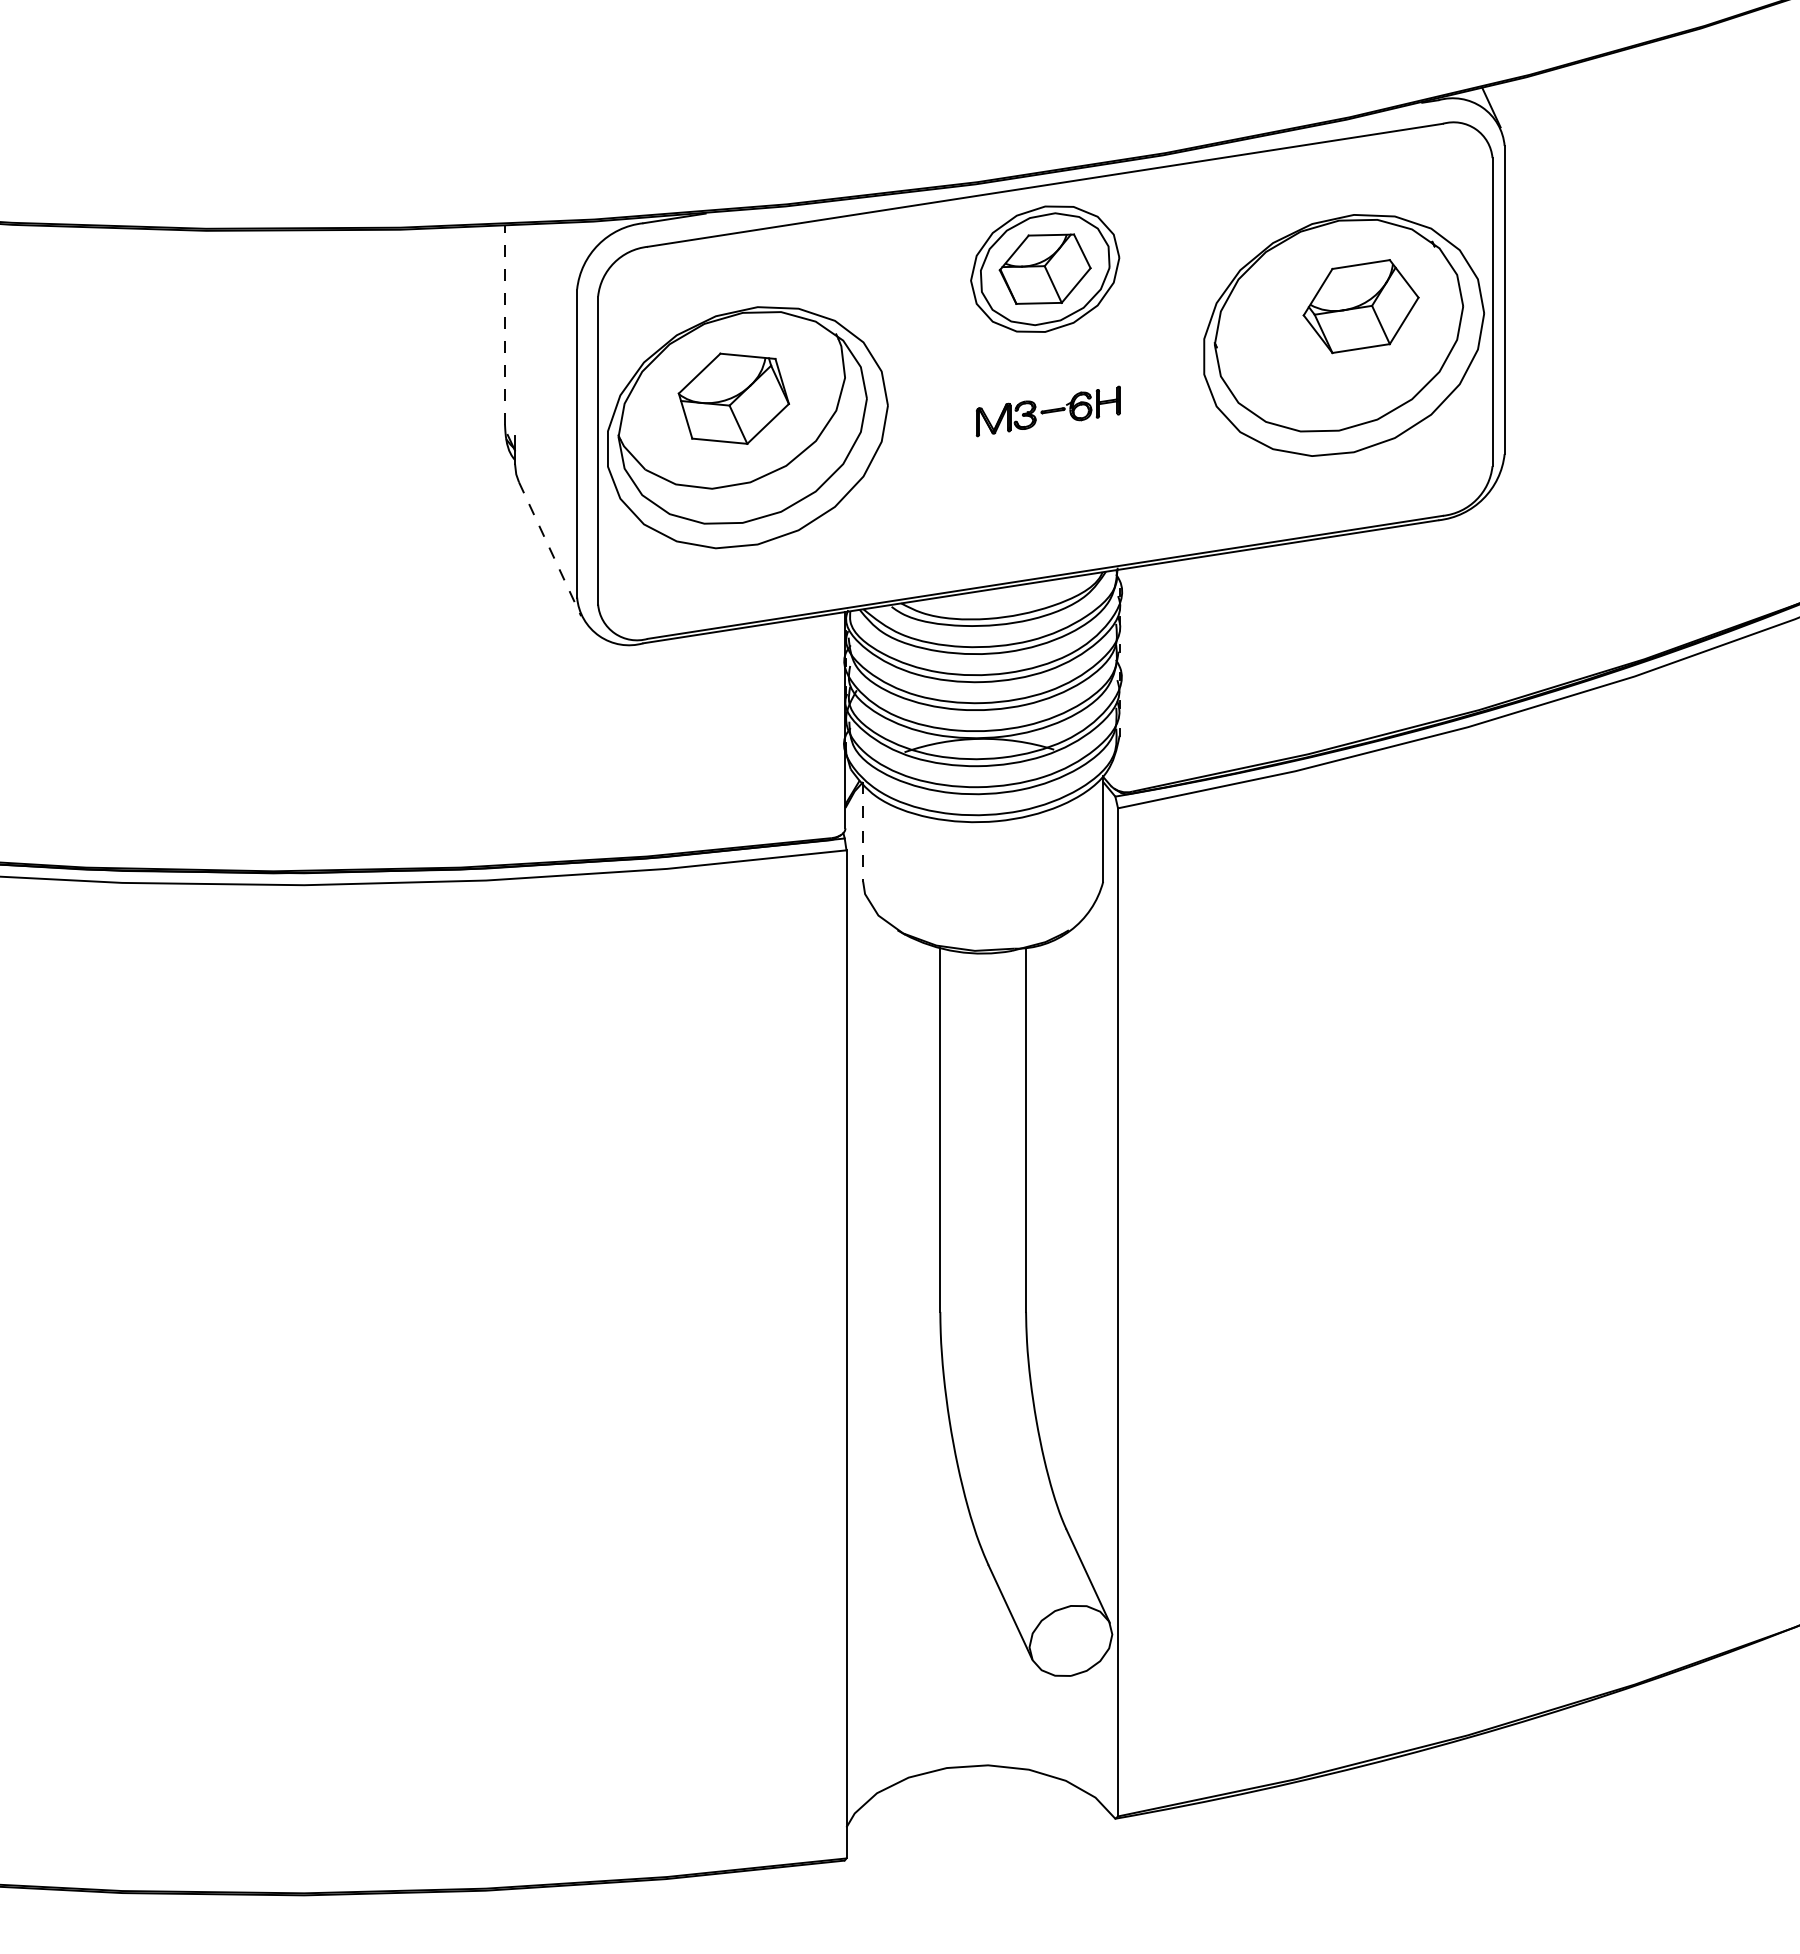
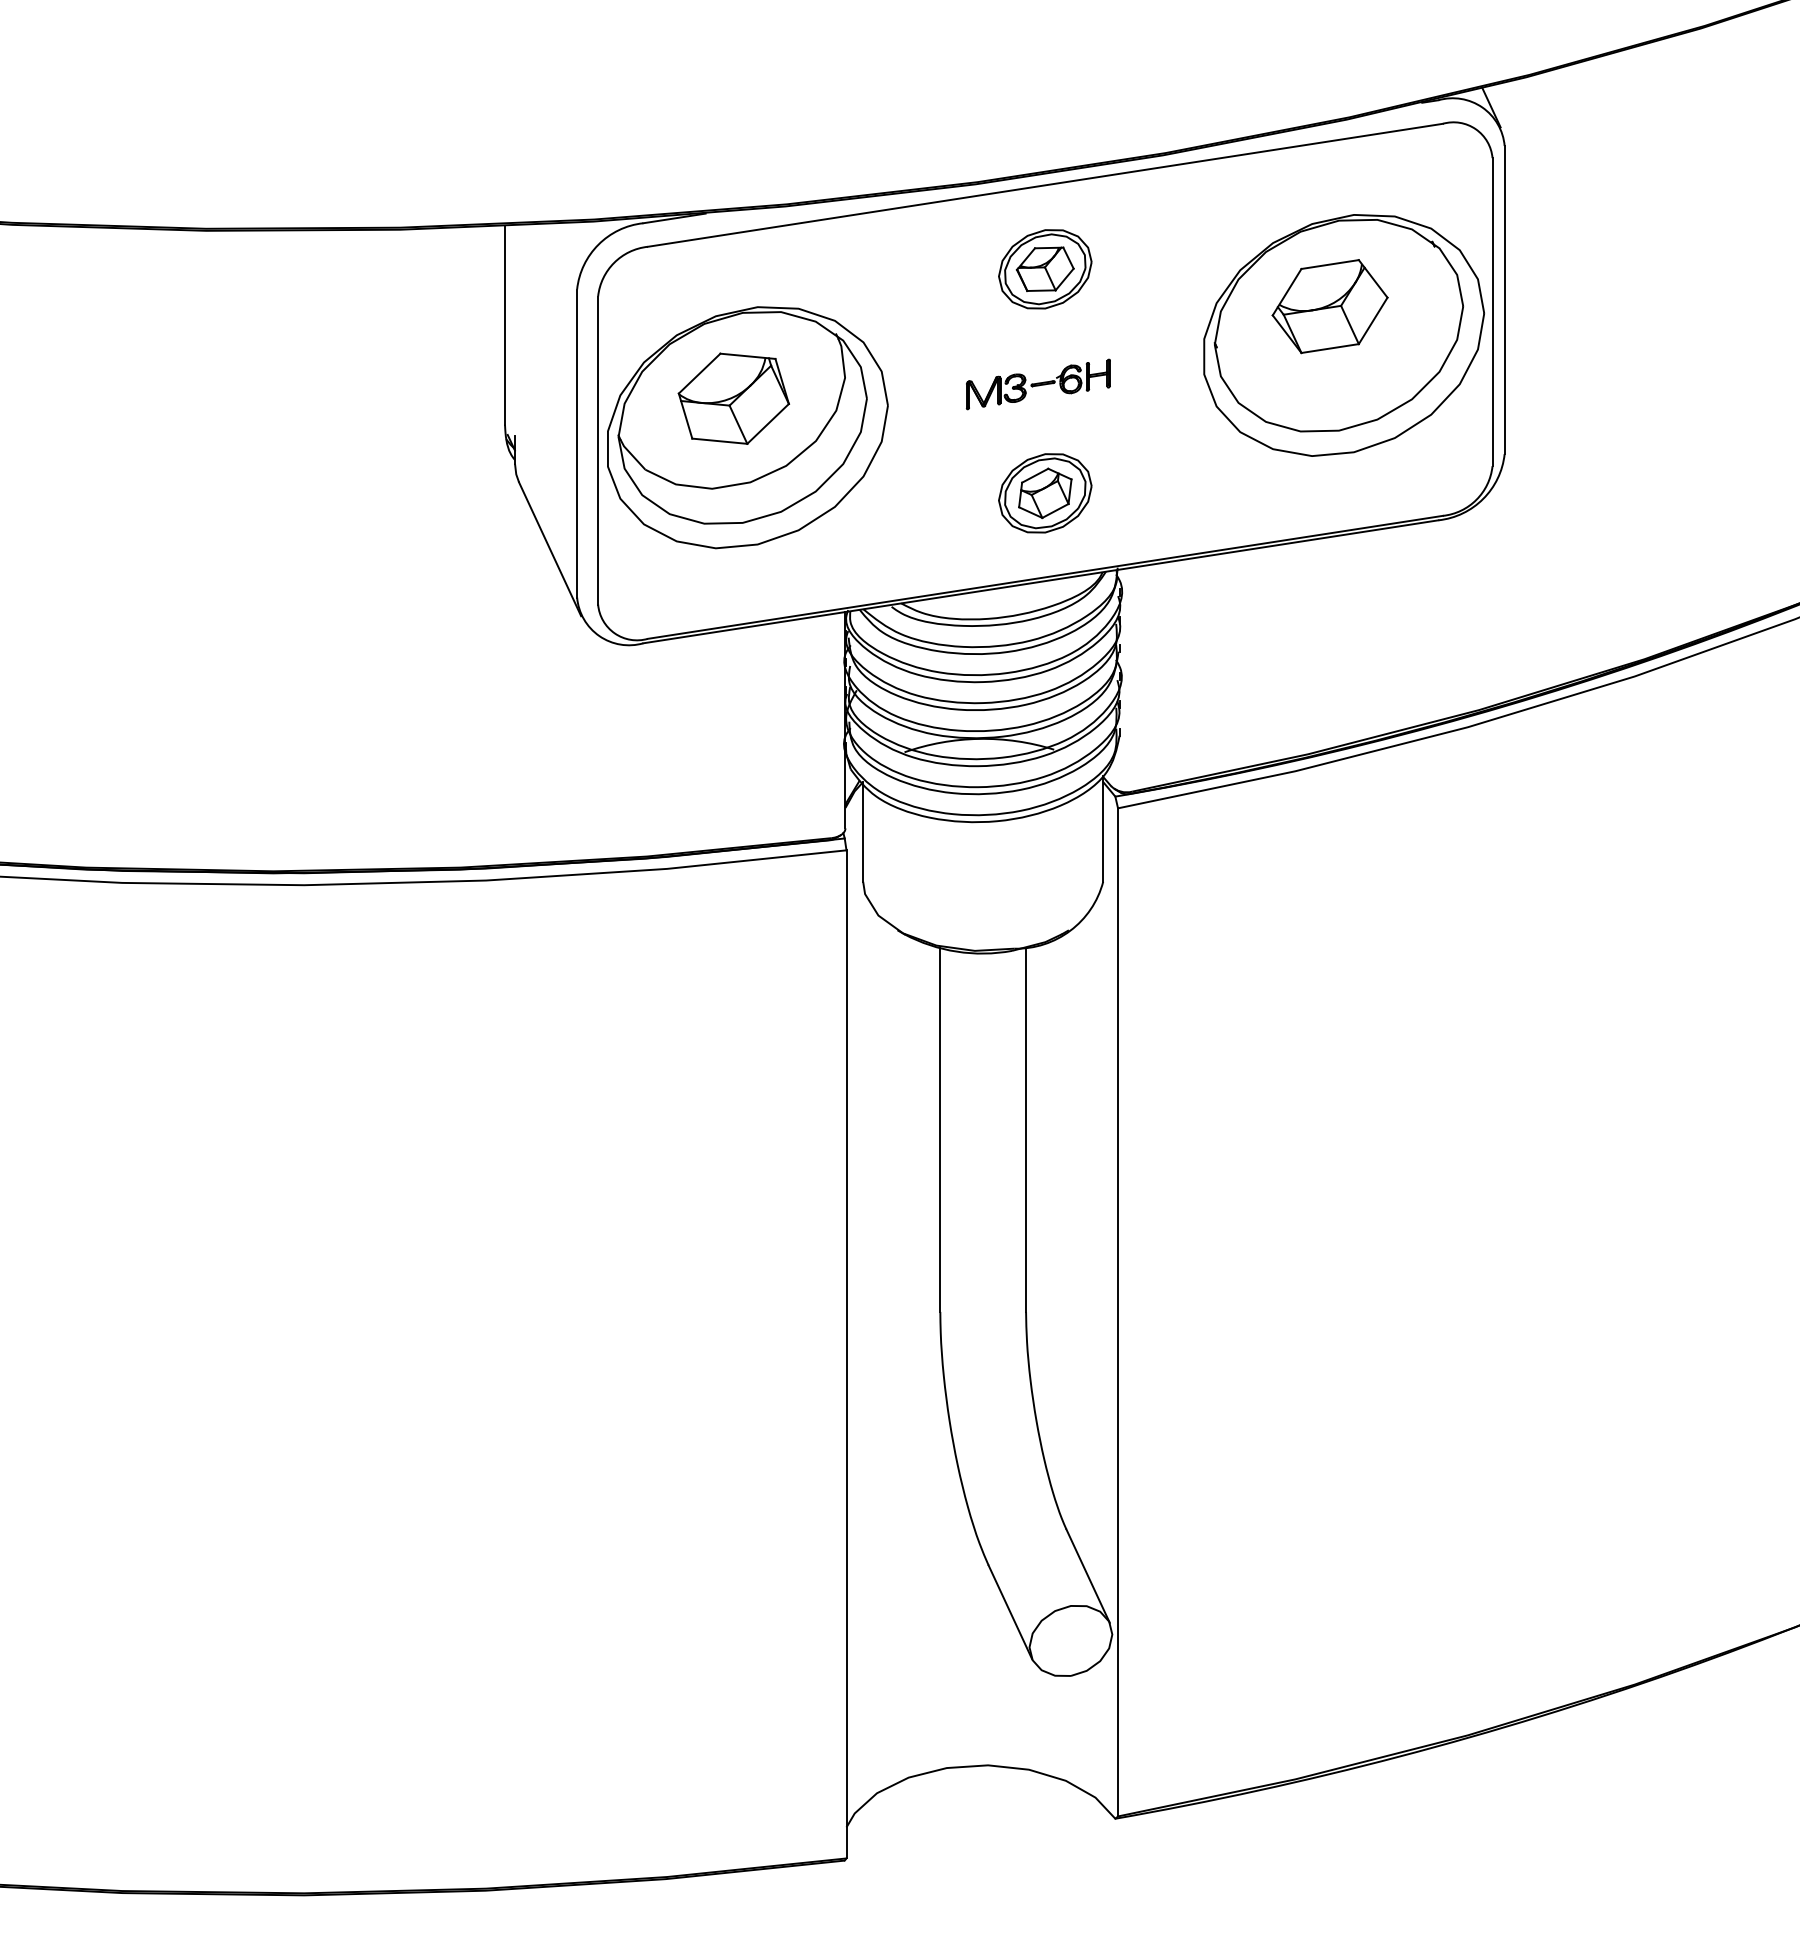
part size: 151x128 px -> 95x81 px (1045, 269)
part position: (1360, 306) -> (1329, 306) (1329, 306)
line: dashed -> solid (505, 324)
part position: (1047, 411) -> (1037, 384) (1037, 384)
part: none -> present (1045, 493)
line: dashed -> solid (550, 549)
line: dashed -> solid (863, 832)
